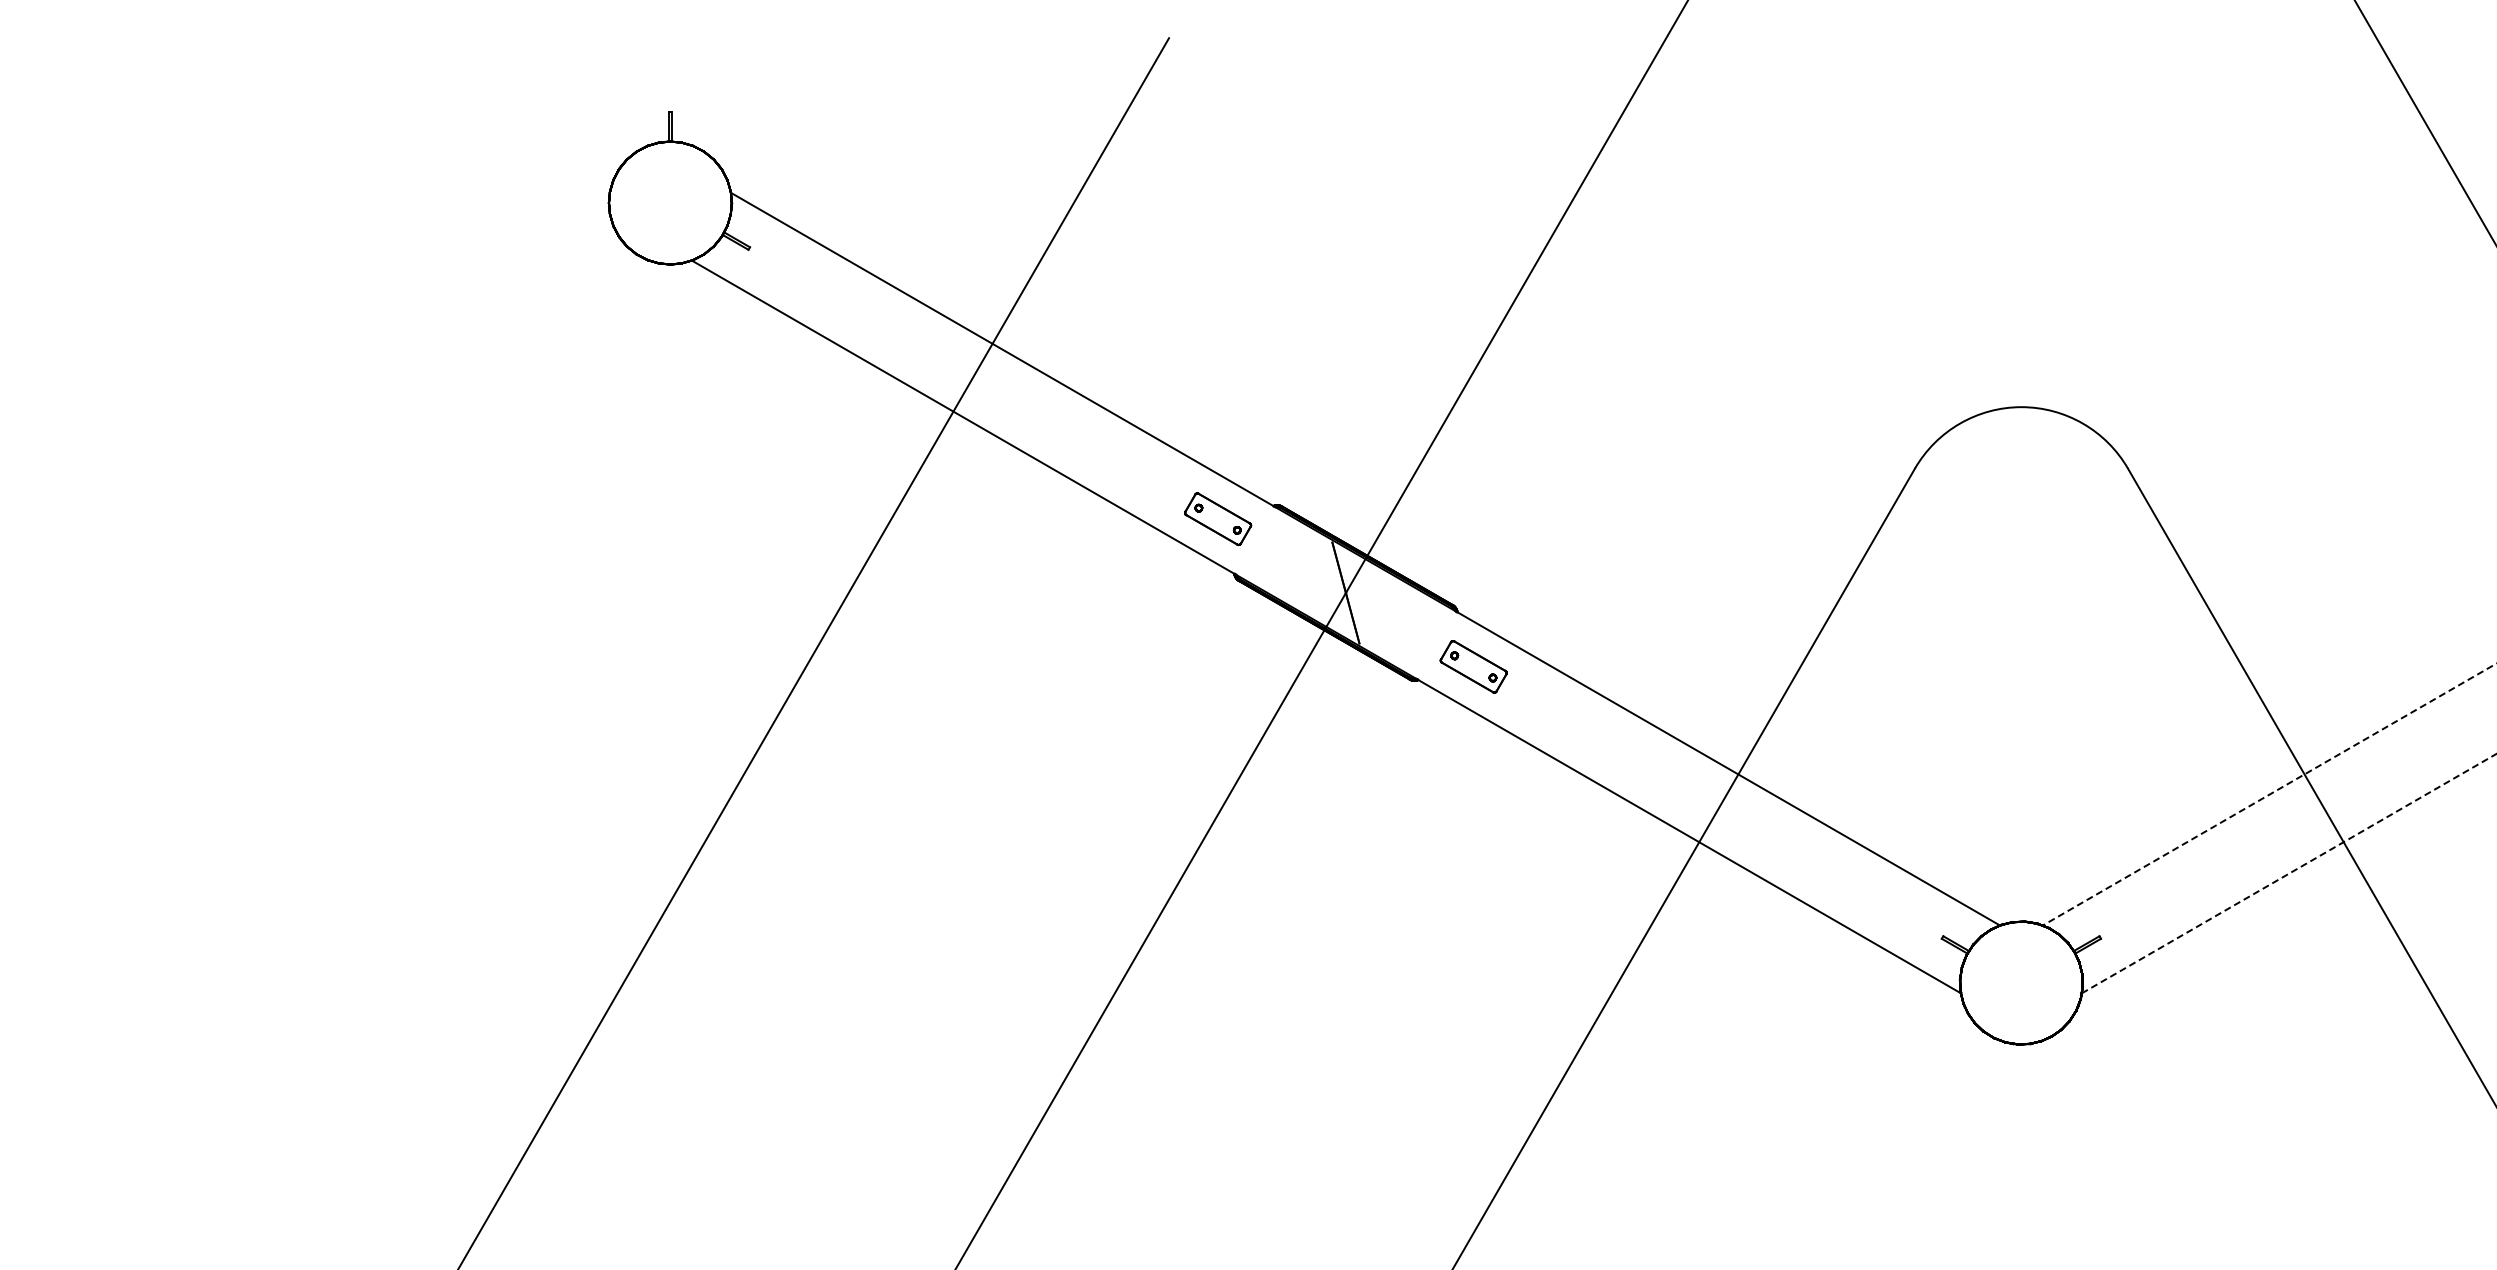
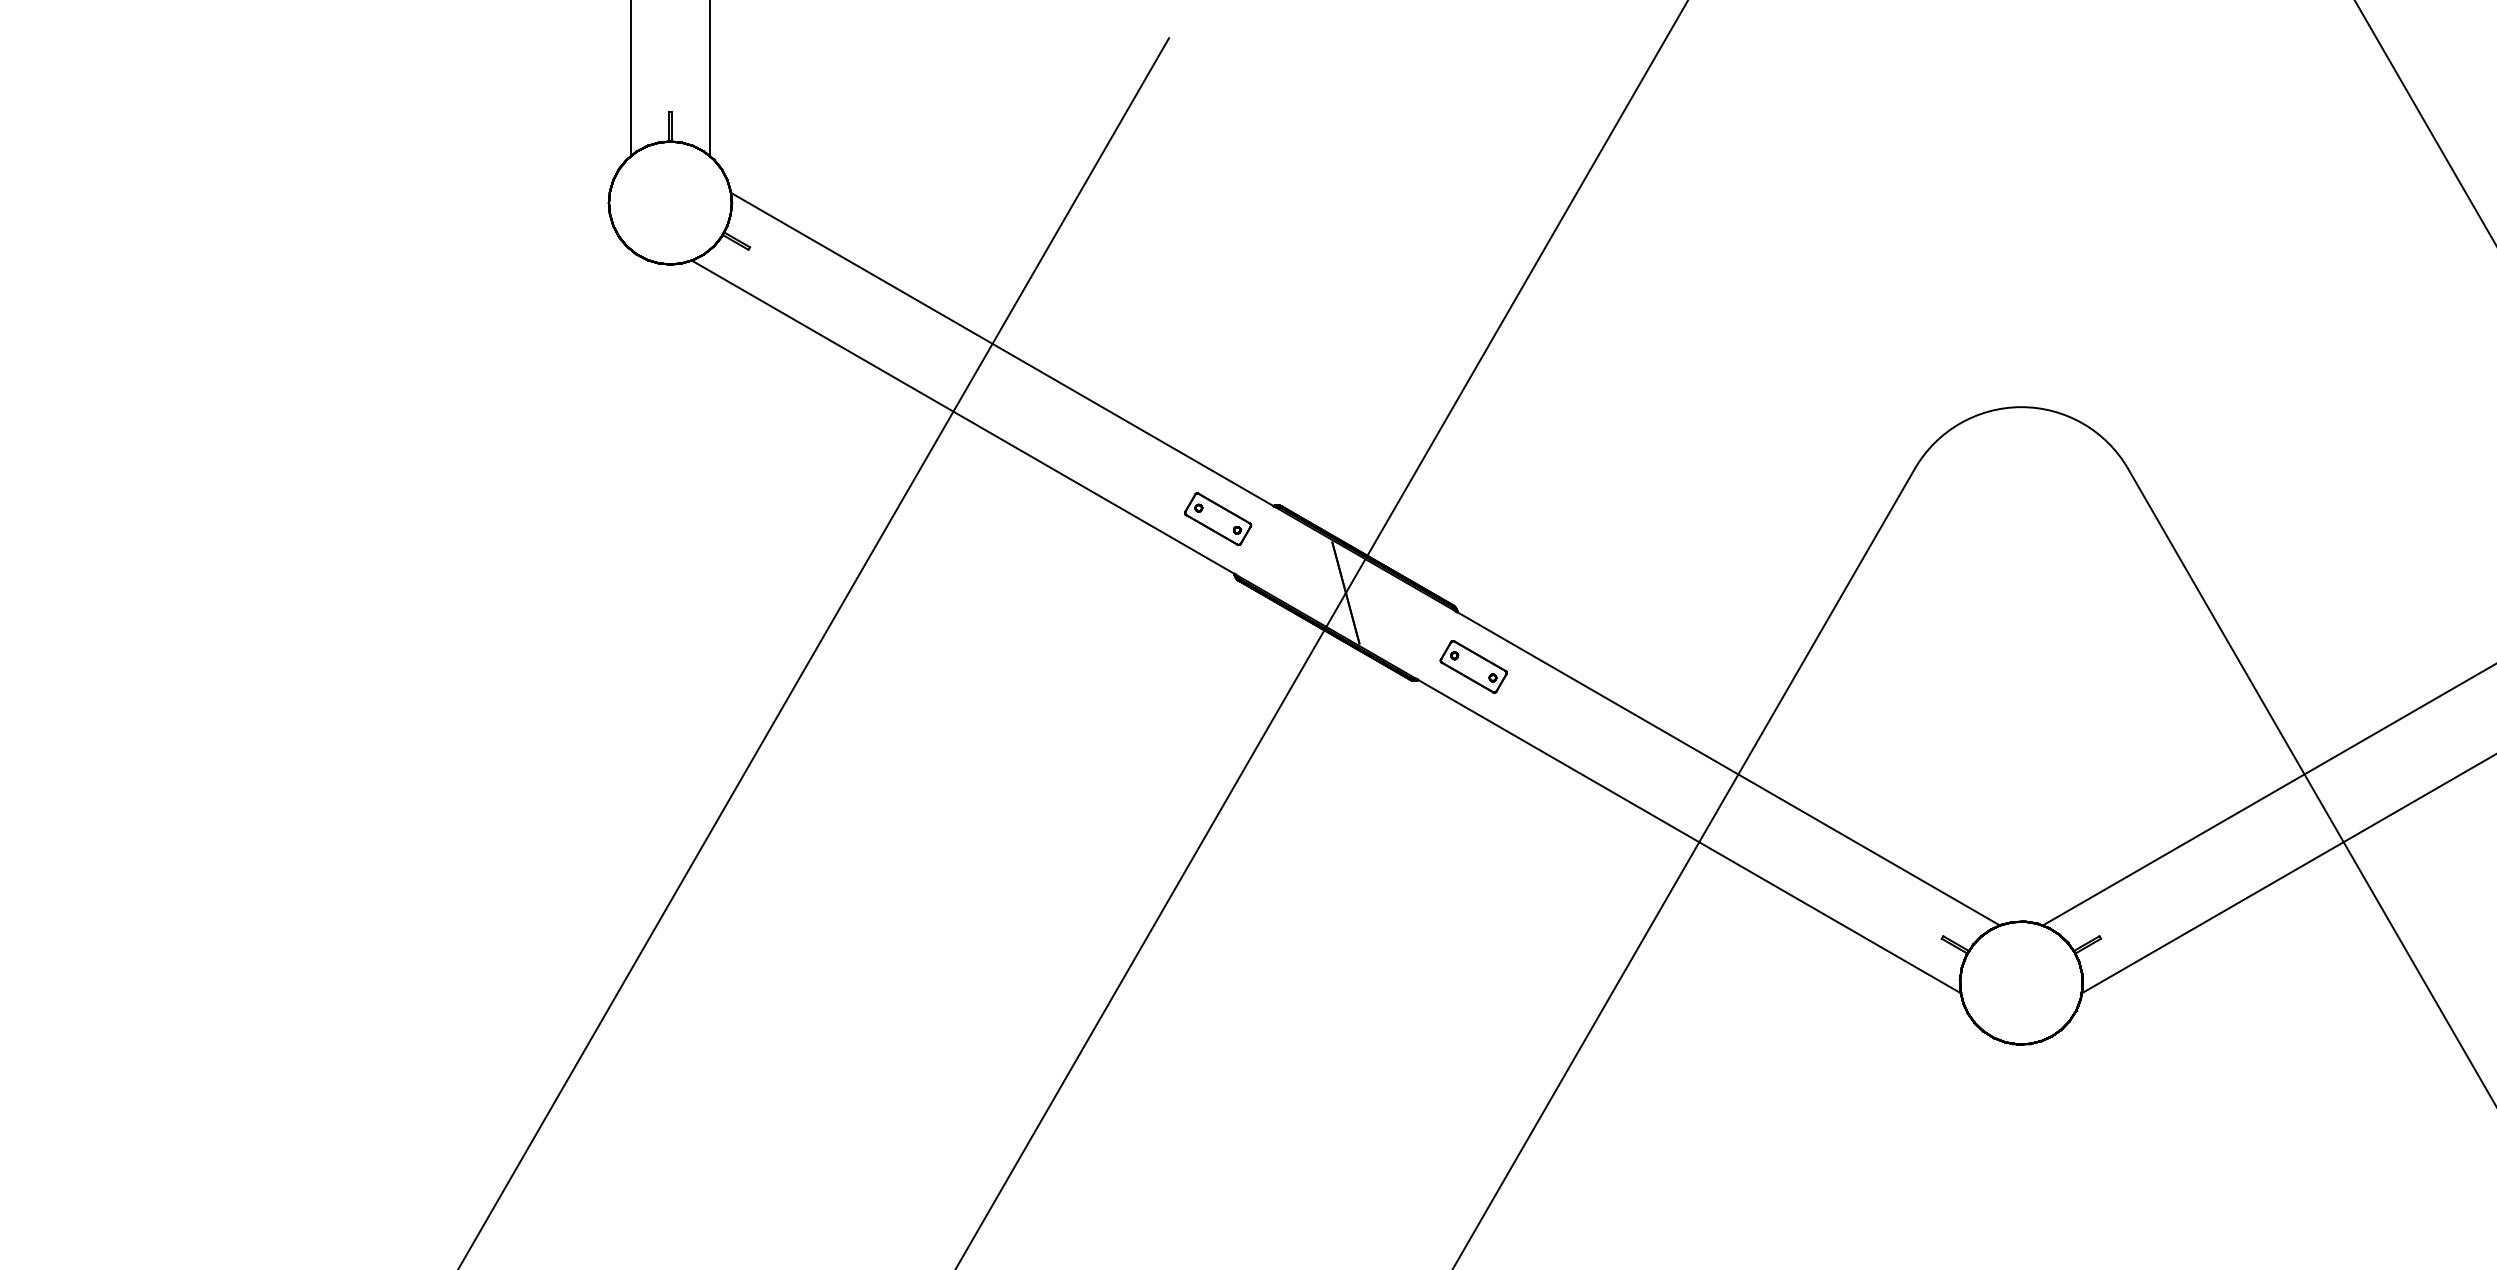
line: none -> present (631, 78)
line: none -> present (709, 78)
line: dashed -> solid (2269, 794)
line: dashed -> solid (2289, 873)
